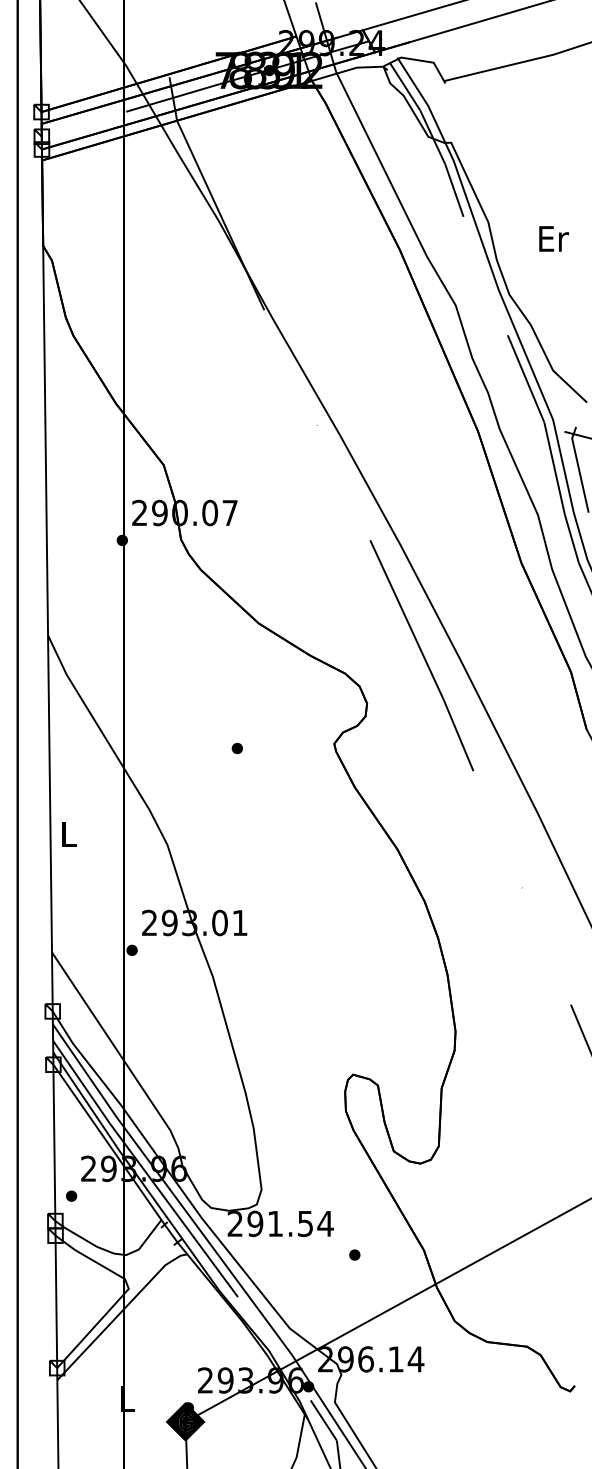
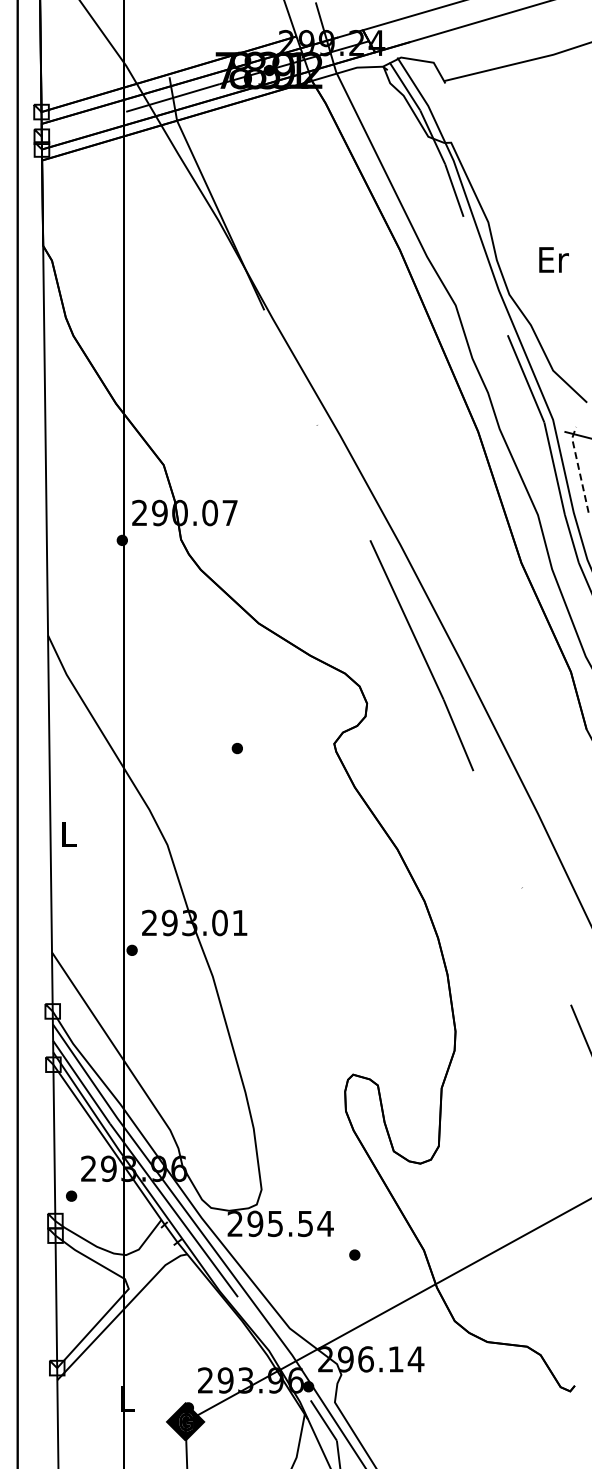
text position: (553, 238) -> (553, 259) (553, 259)
line: solid -> dashed (578, 468)
text: 291.54 -> 295.54 (275, 1224)
